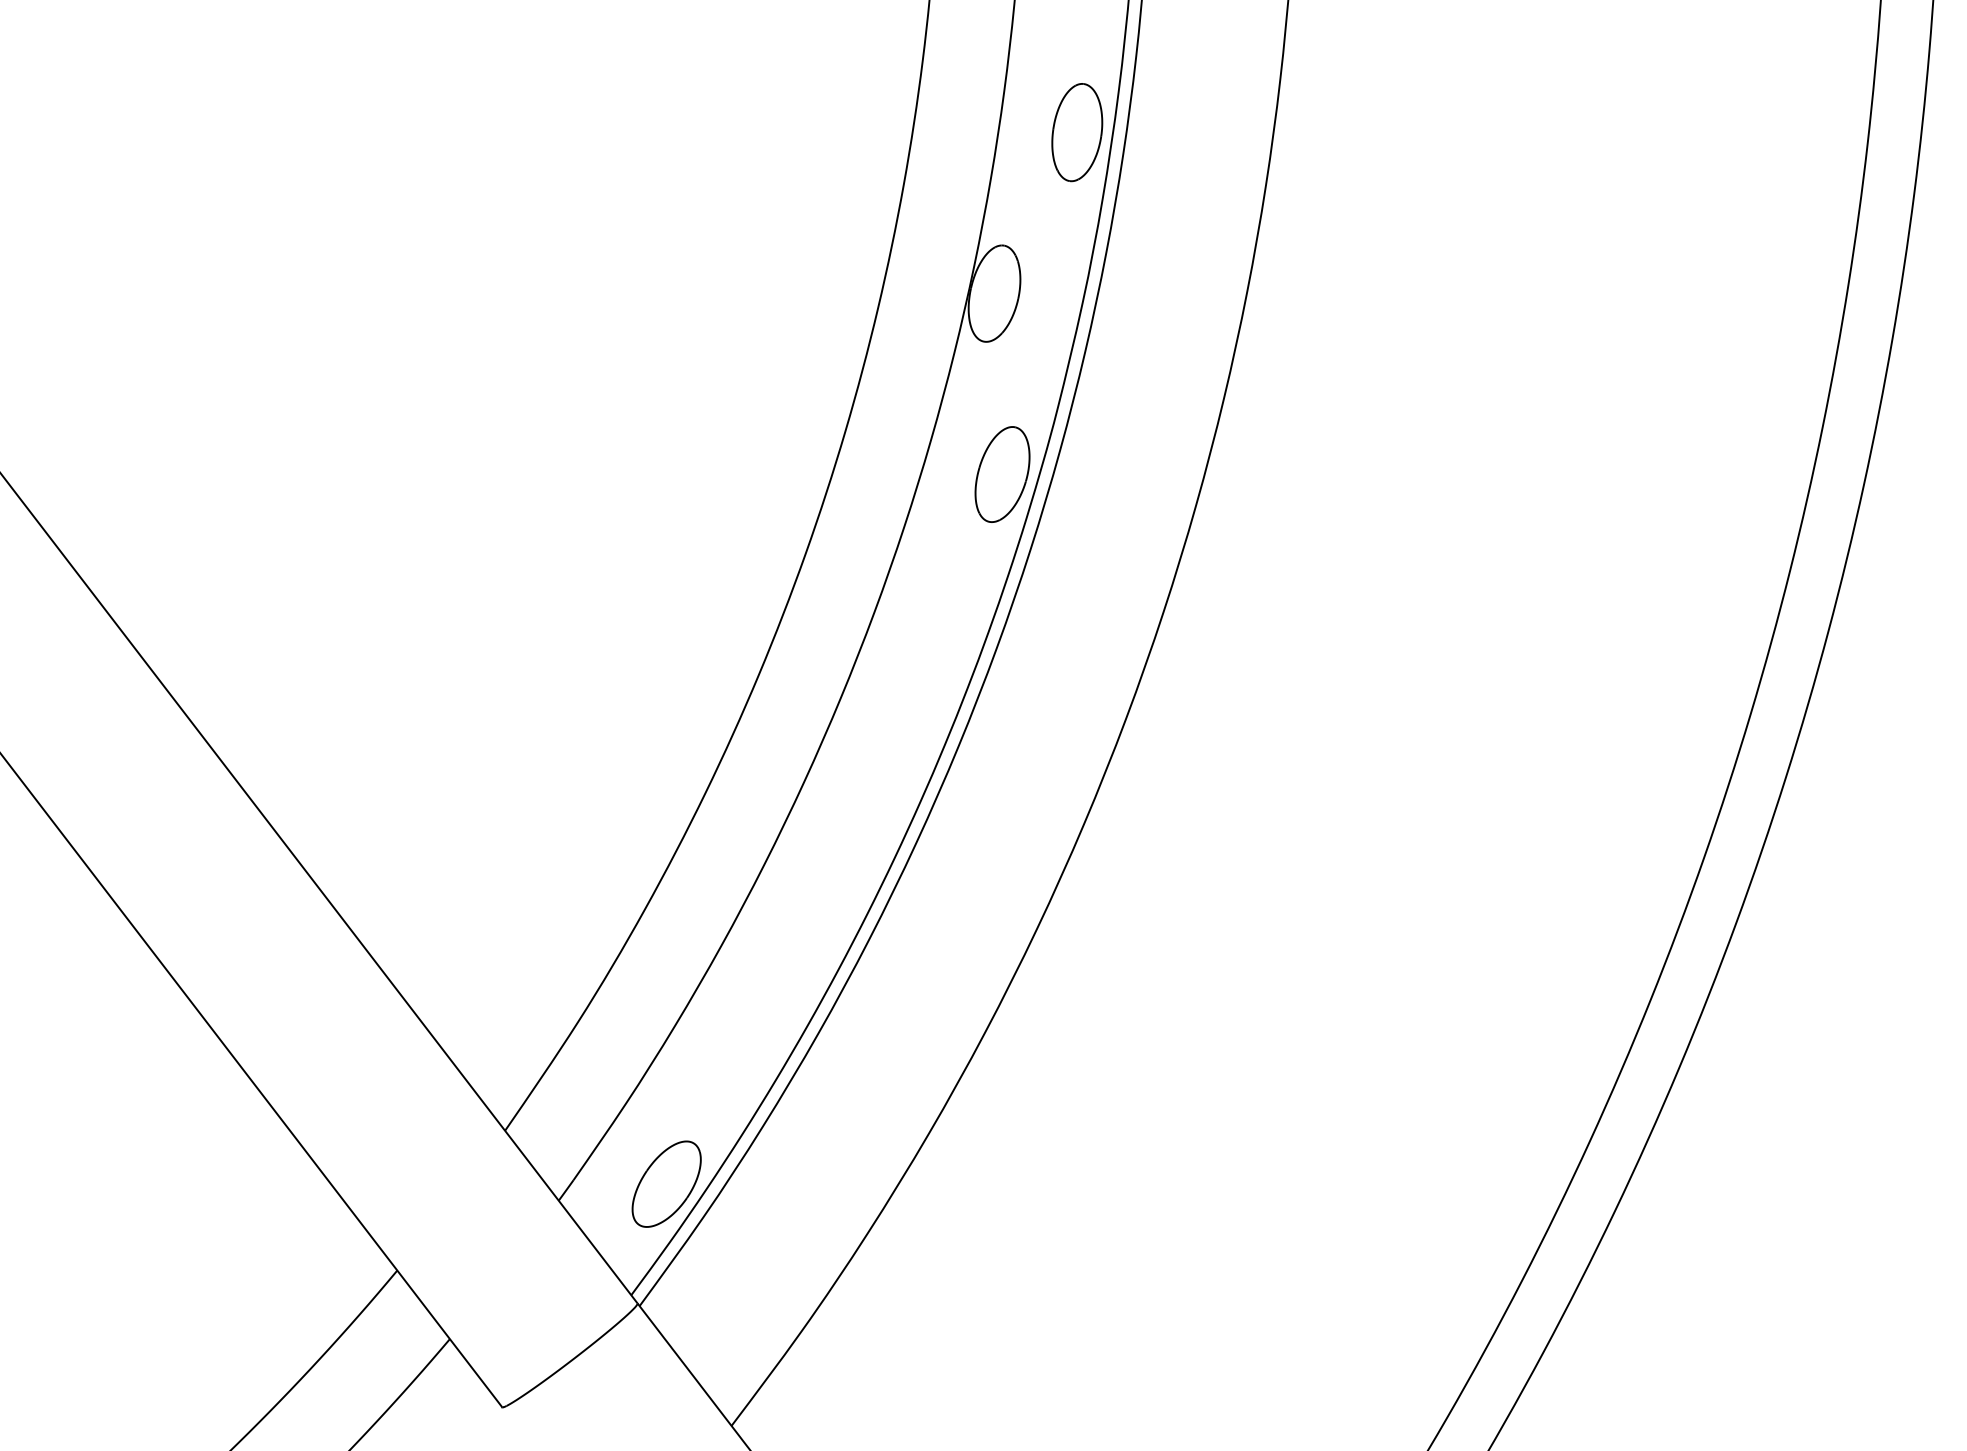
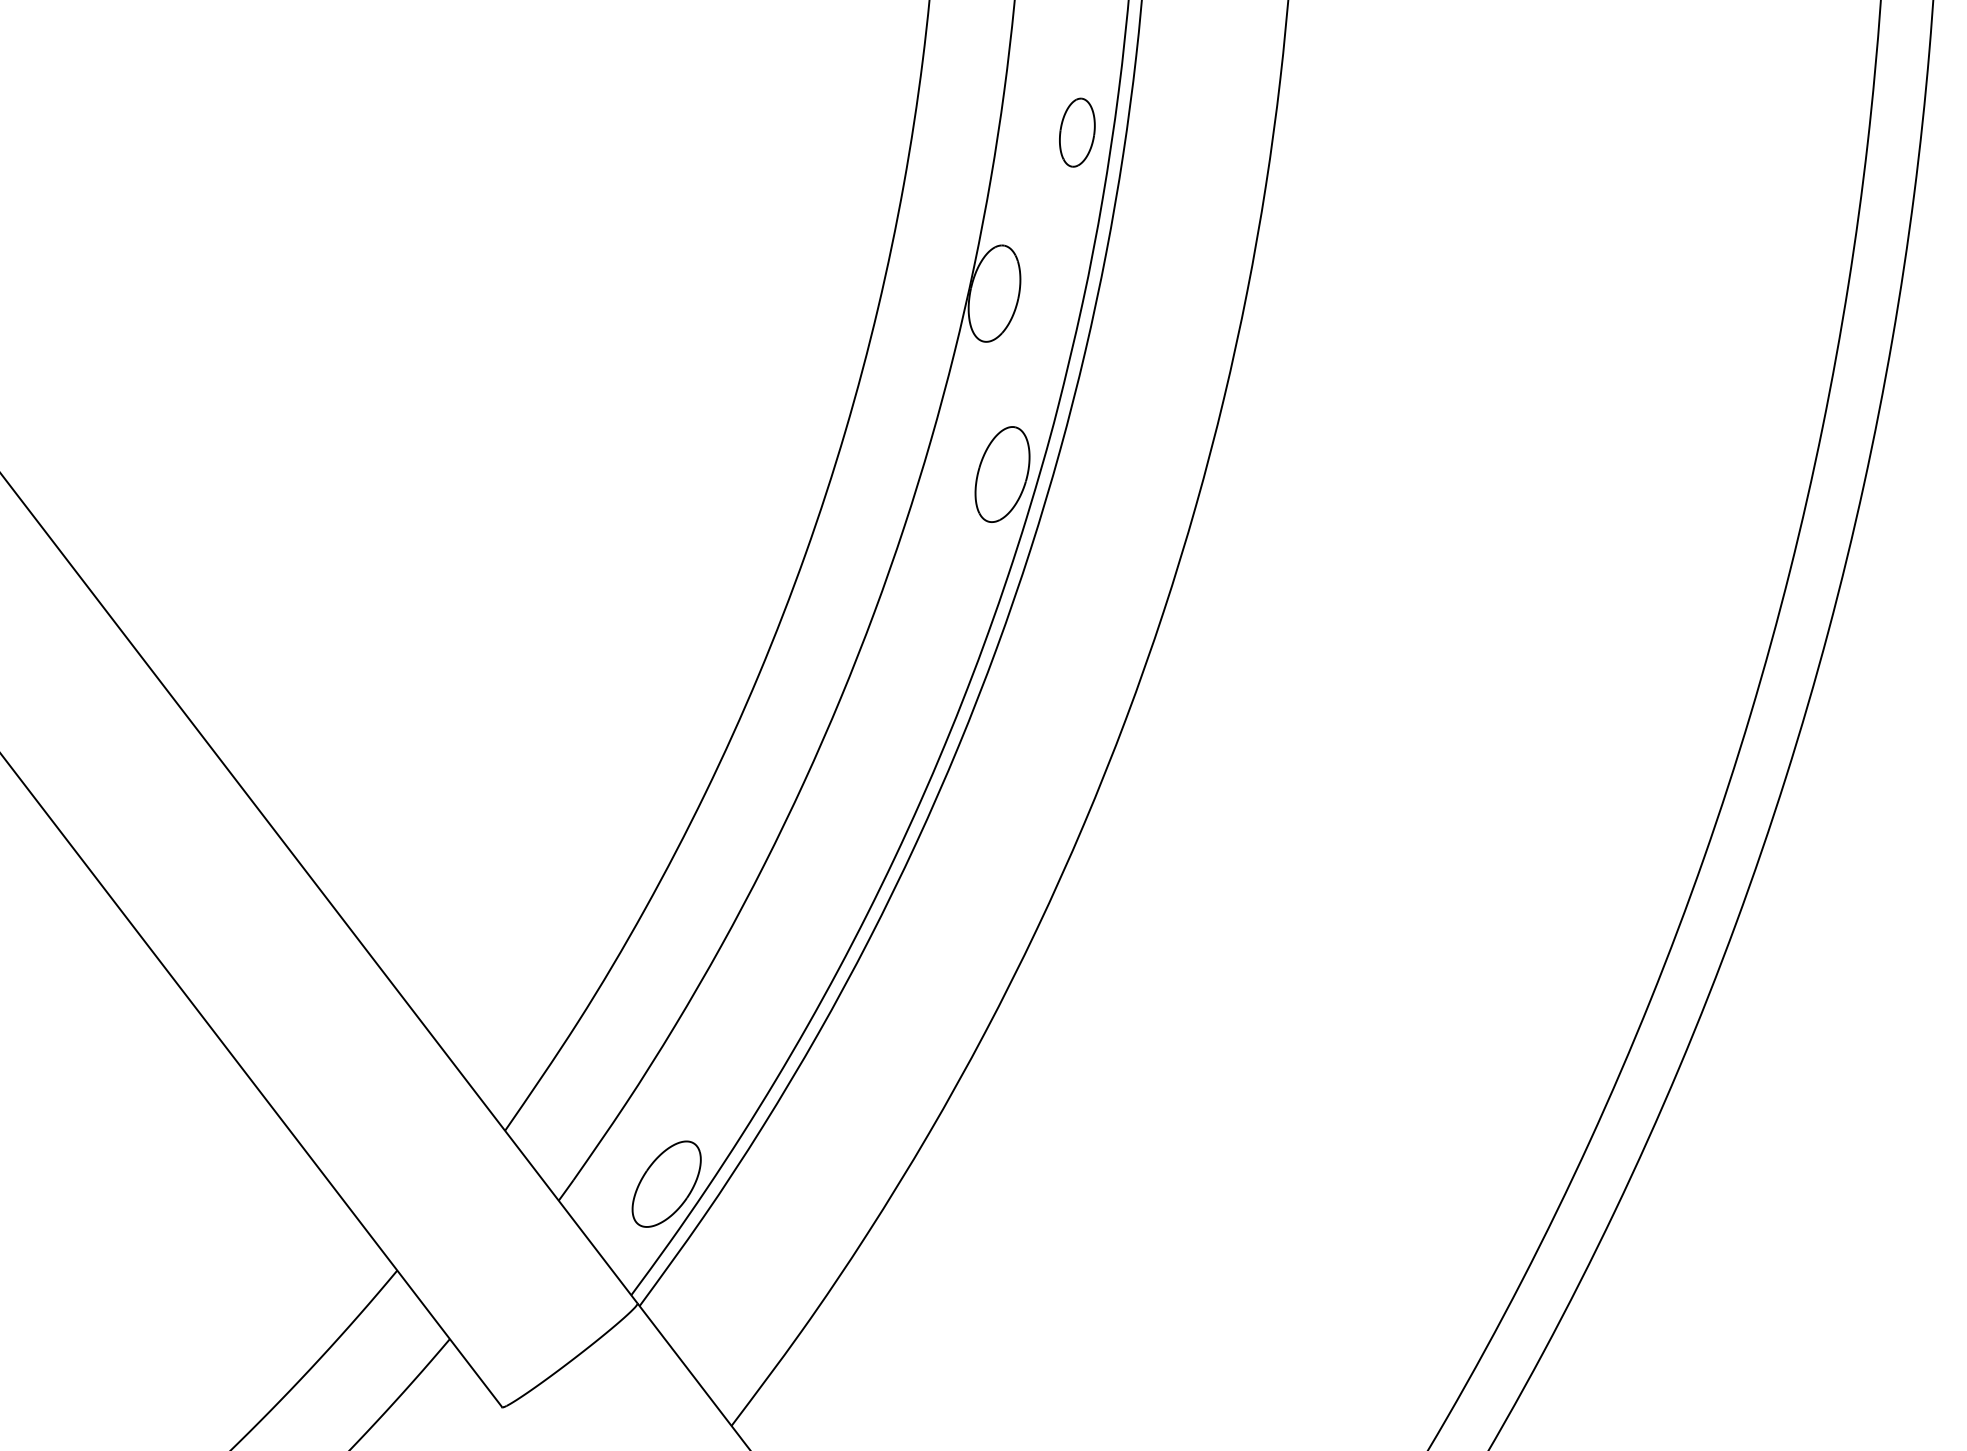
part size: 53x100 px -> 37x71 px (1077, 132)
